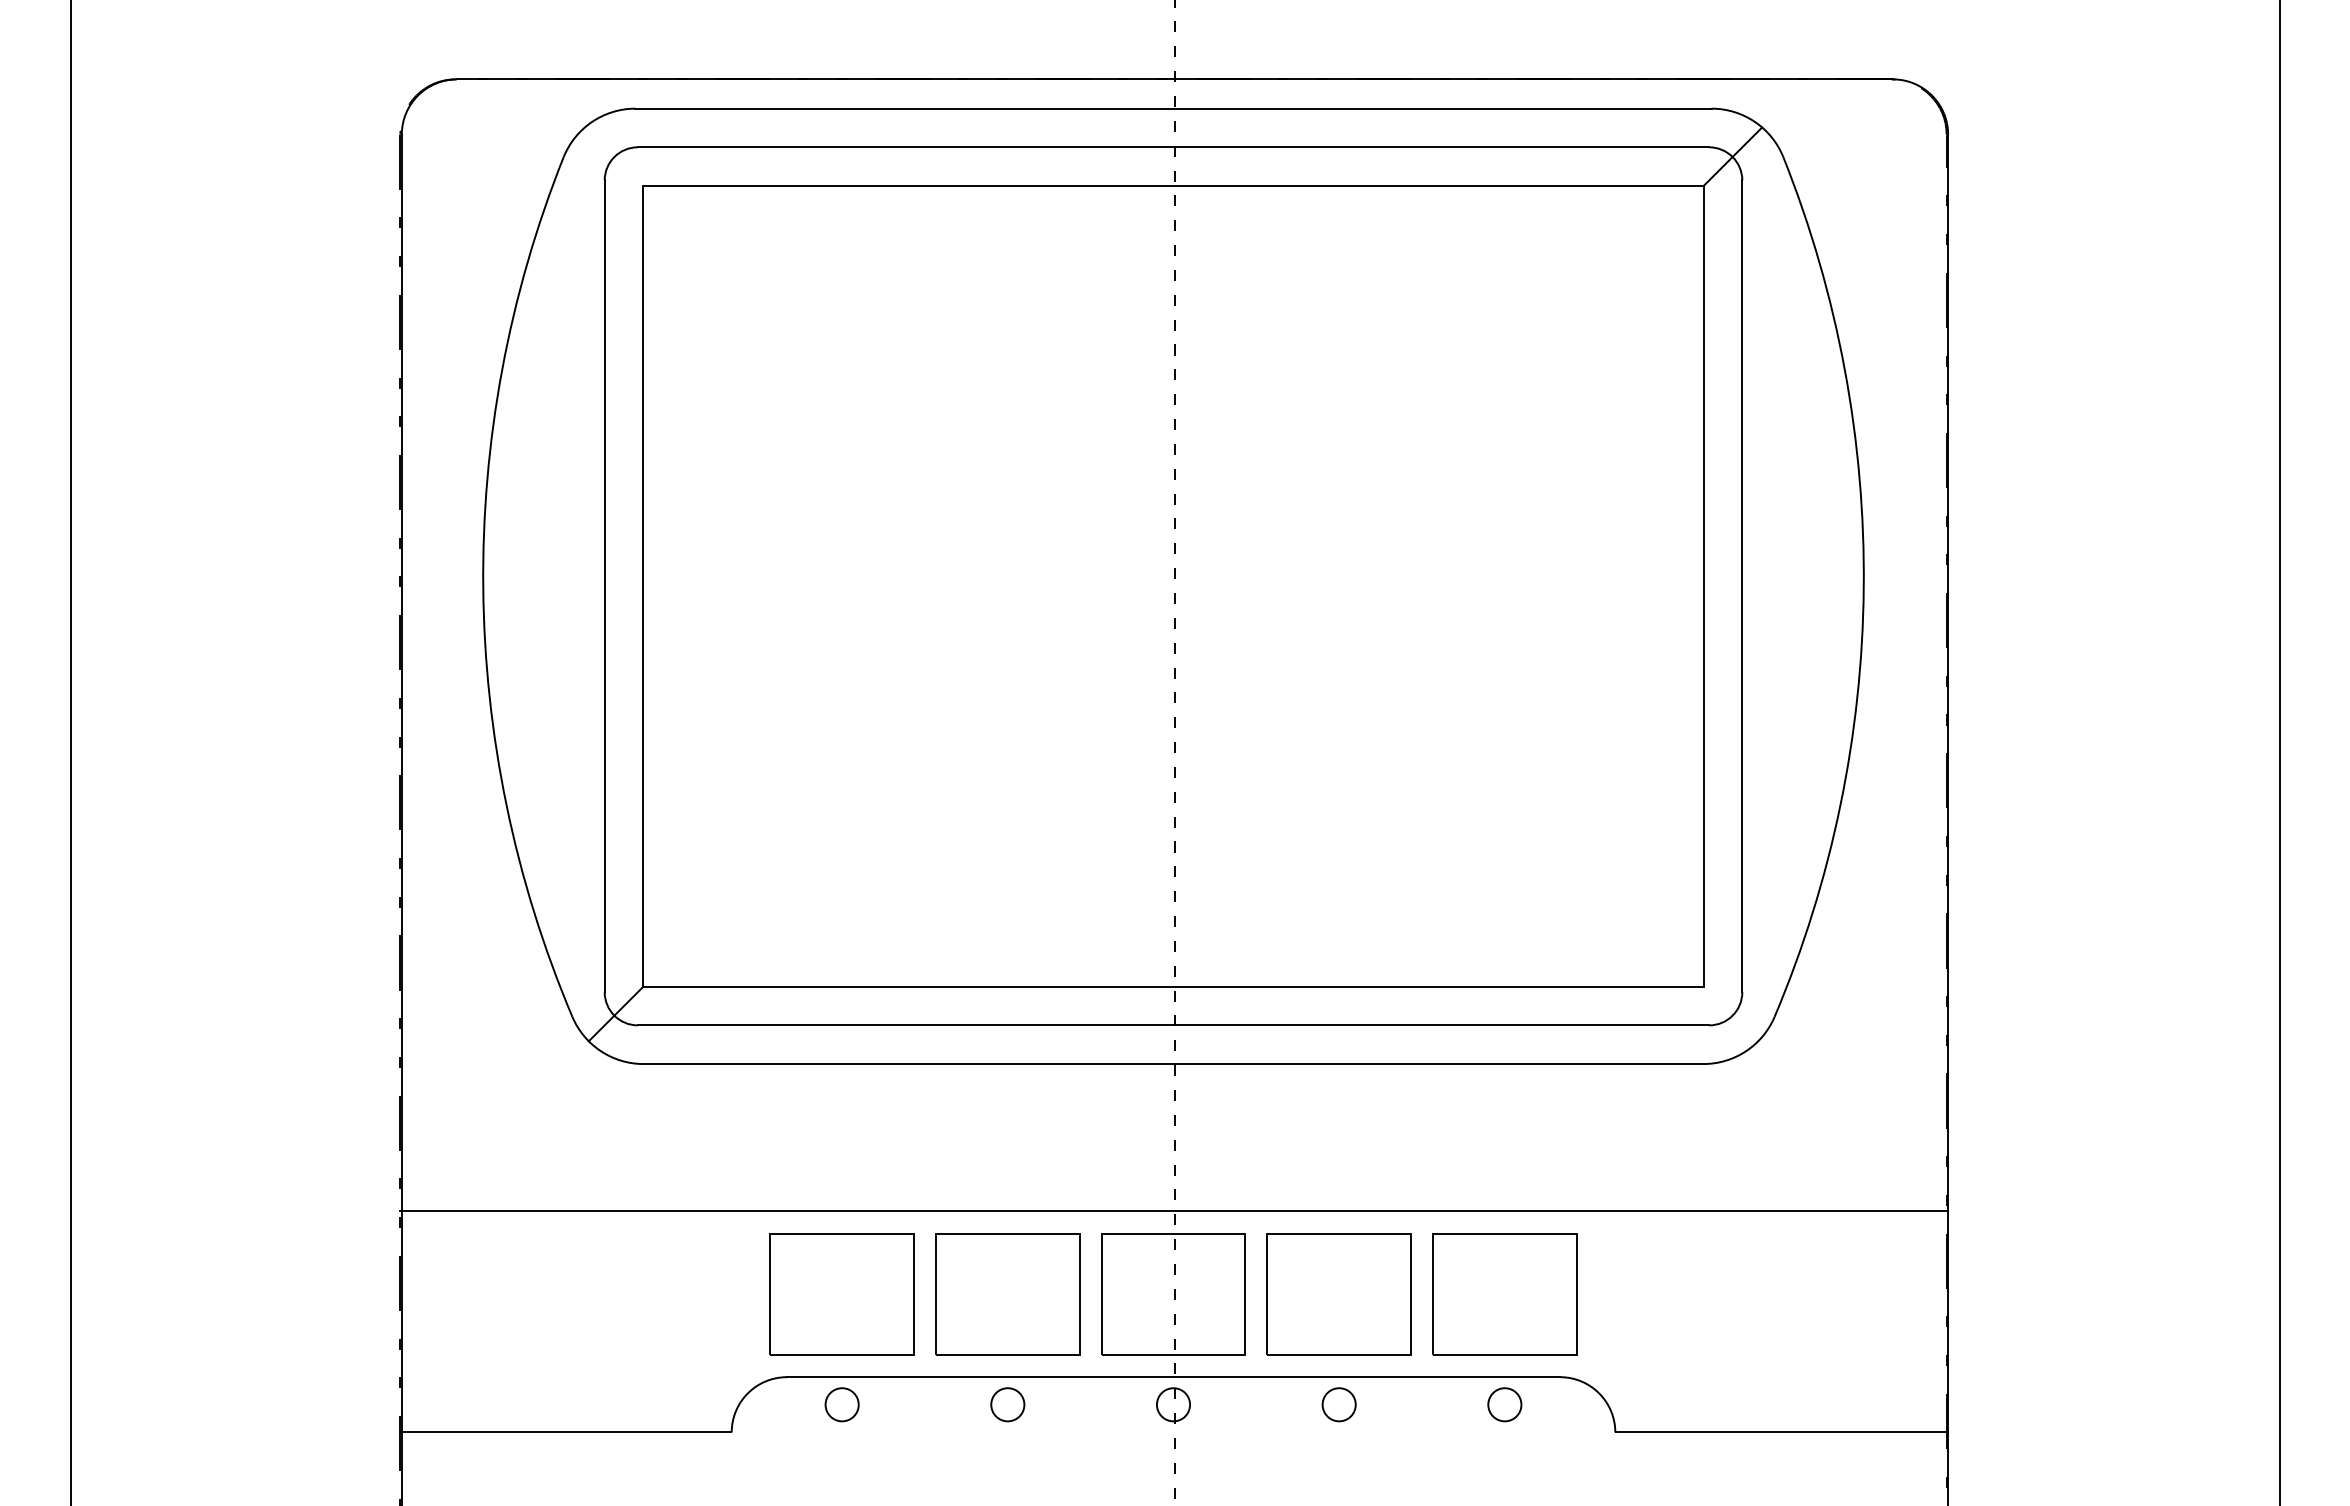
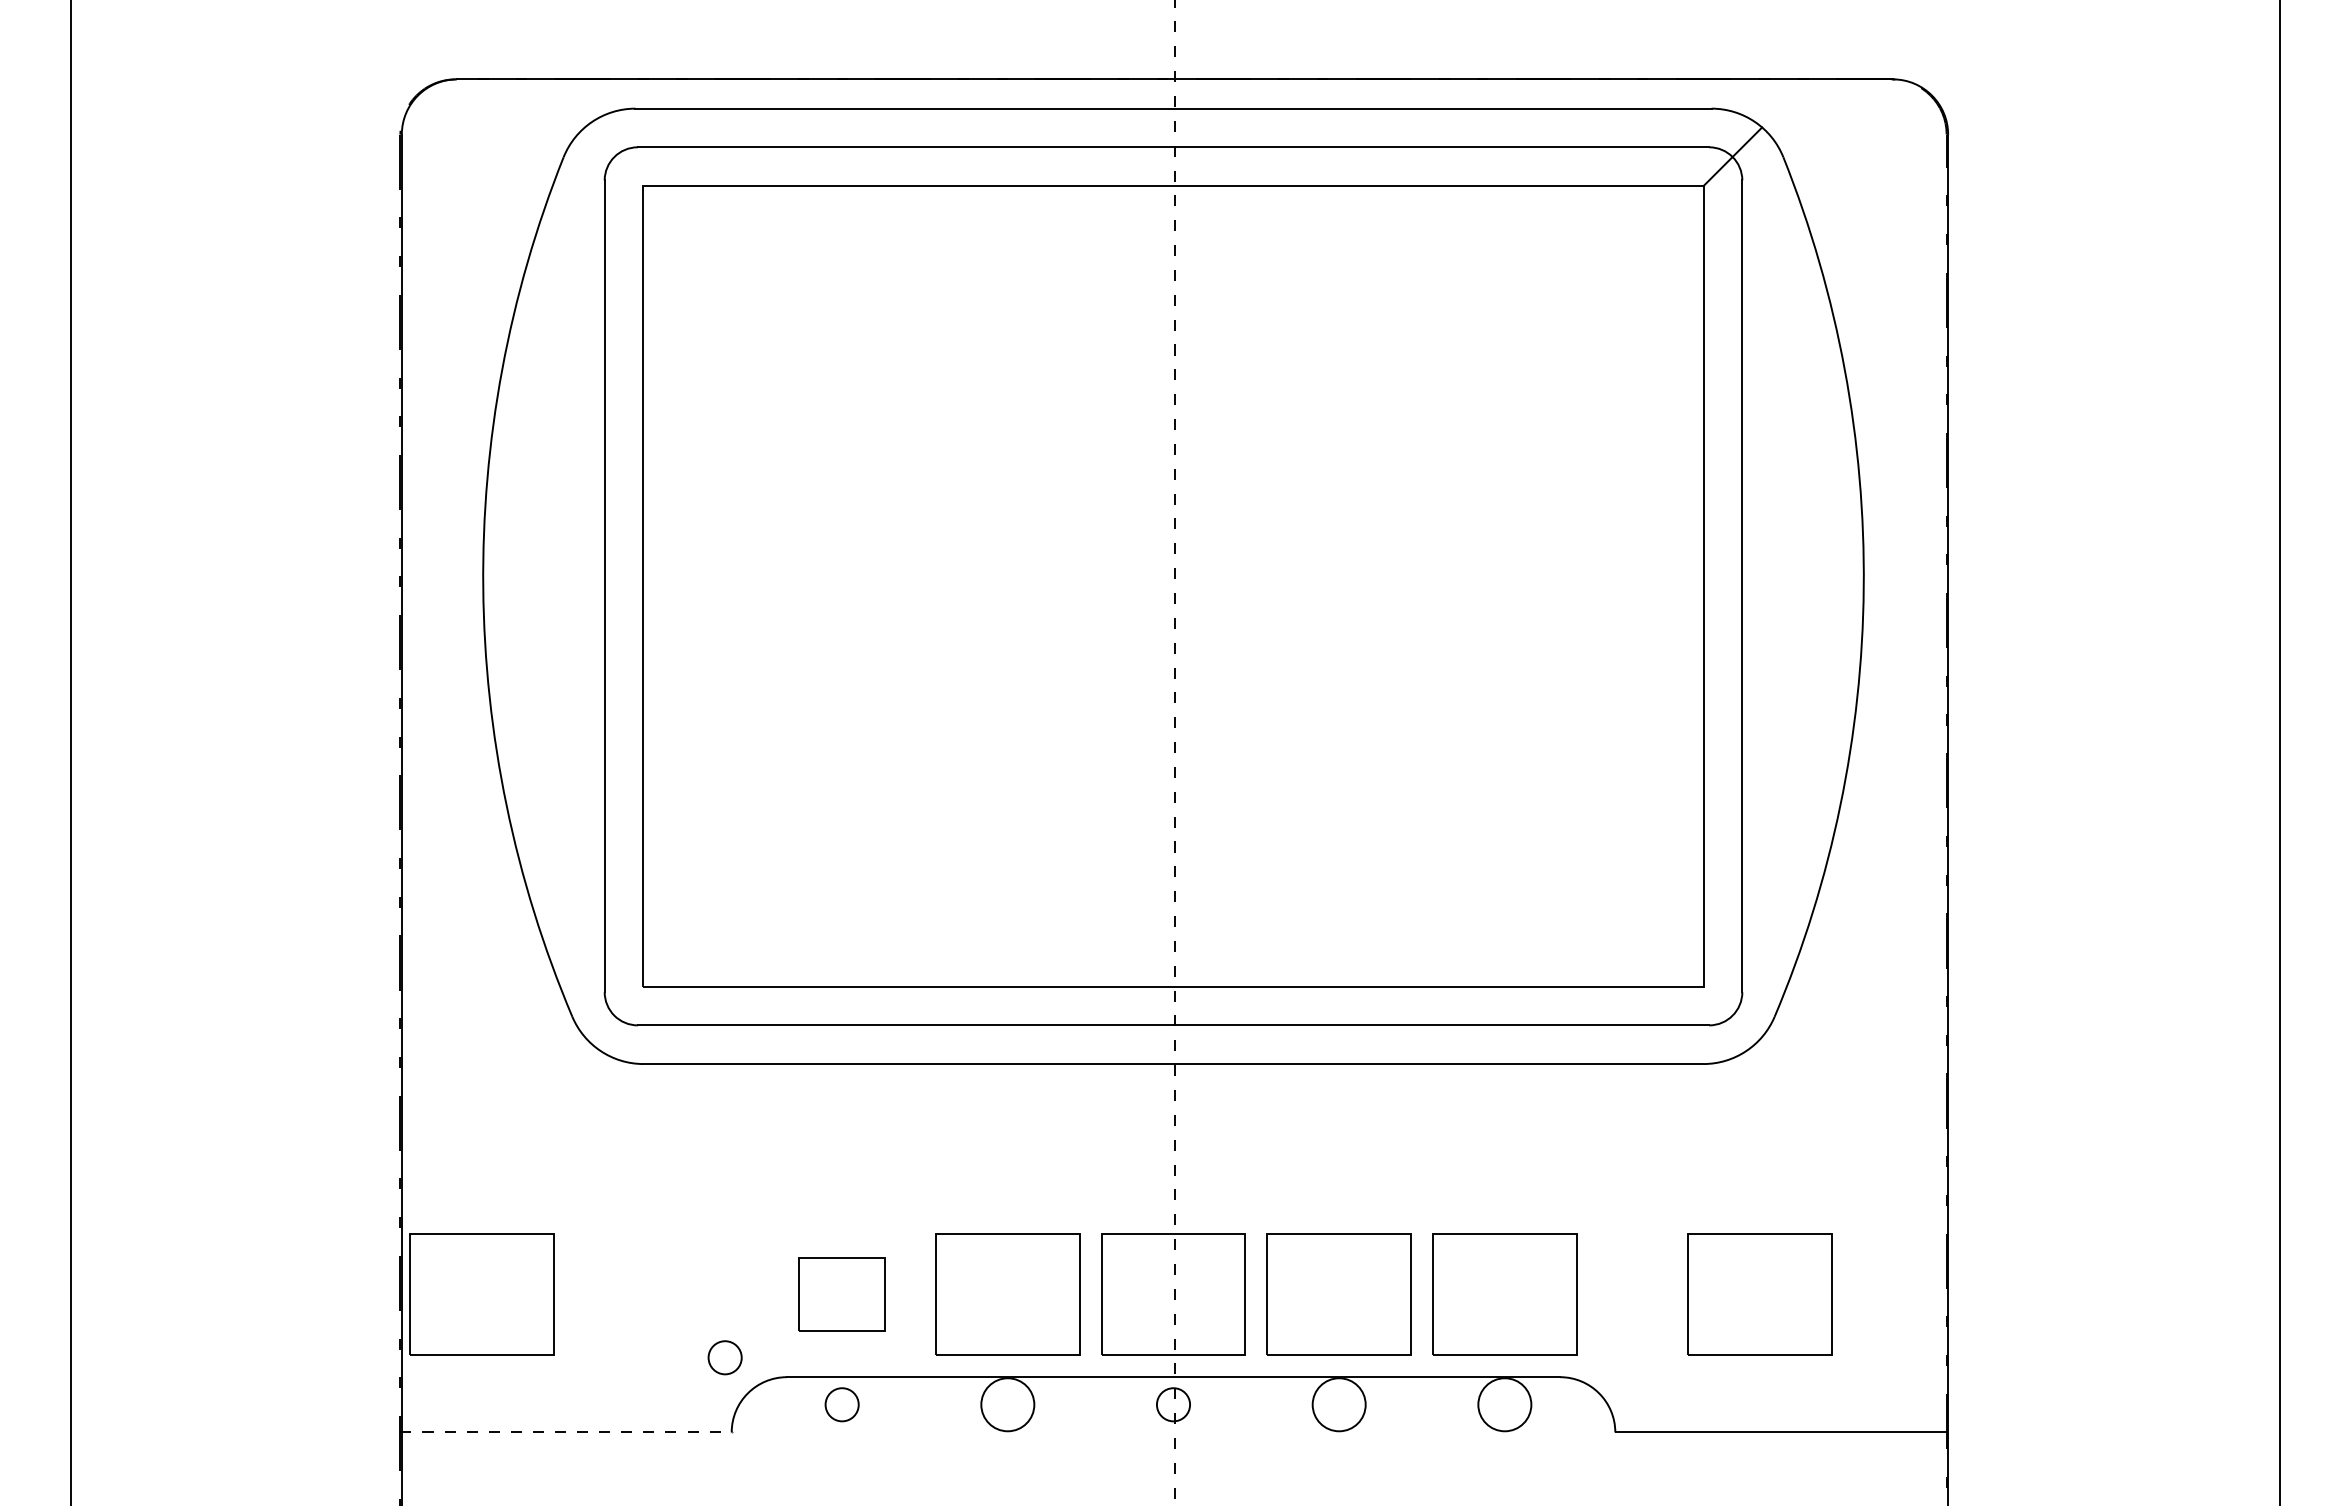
line: present -> none (615, 1013)
line: present -> none (1173, 1211)
part: none -> present (481, 1294)
part size: 146x123 px -> 88x75 px (841, 1294)
part: none -> present (1759, 1294)
circle: none -> present (724, 1357)
circle diameter: 33 px -> 53 px (1007, 1404)
circle diameter: 33 px -> 53 px (1338, 1404)
circle diameter: 33 px -> 53 px (1504, 1404)
line: solid -> dashed (567, 1432)
